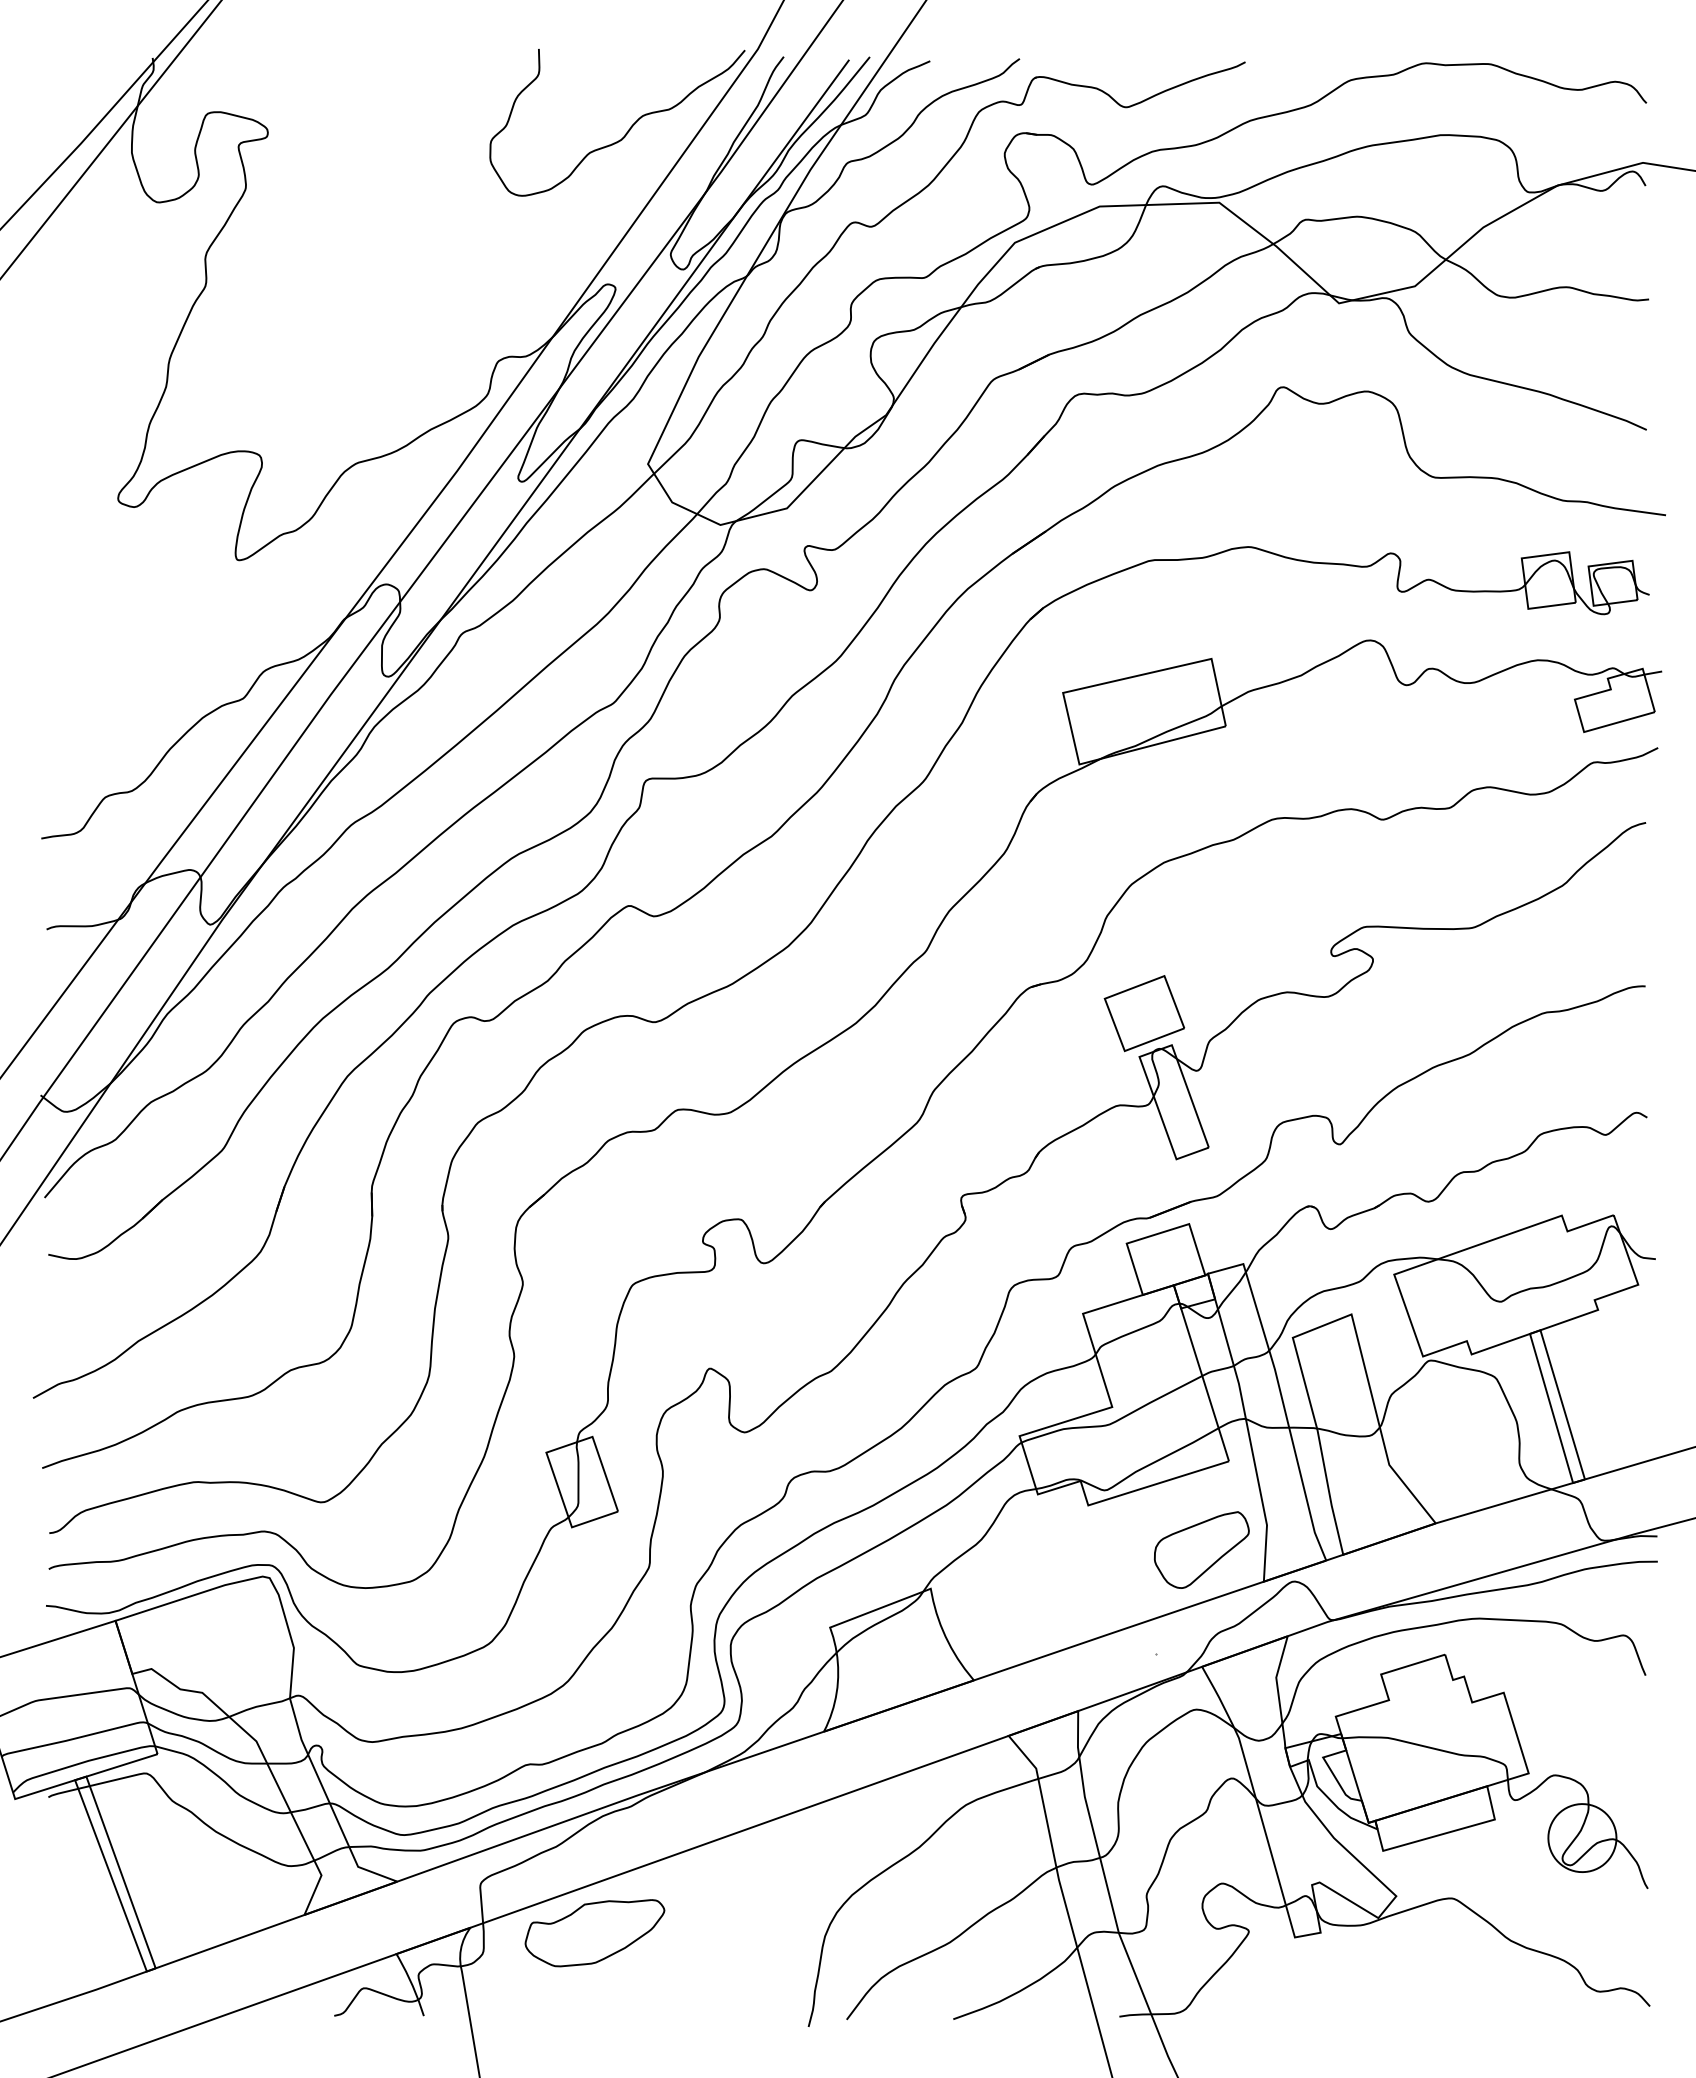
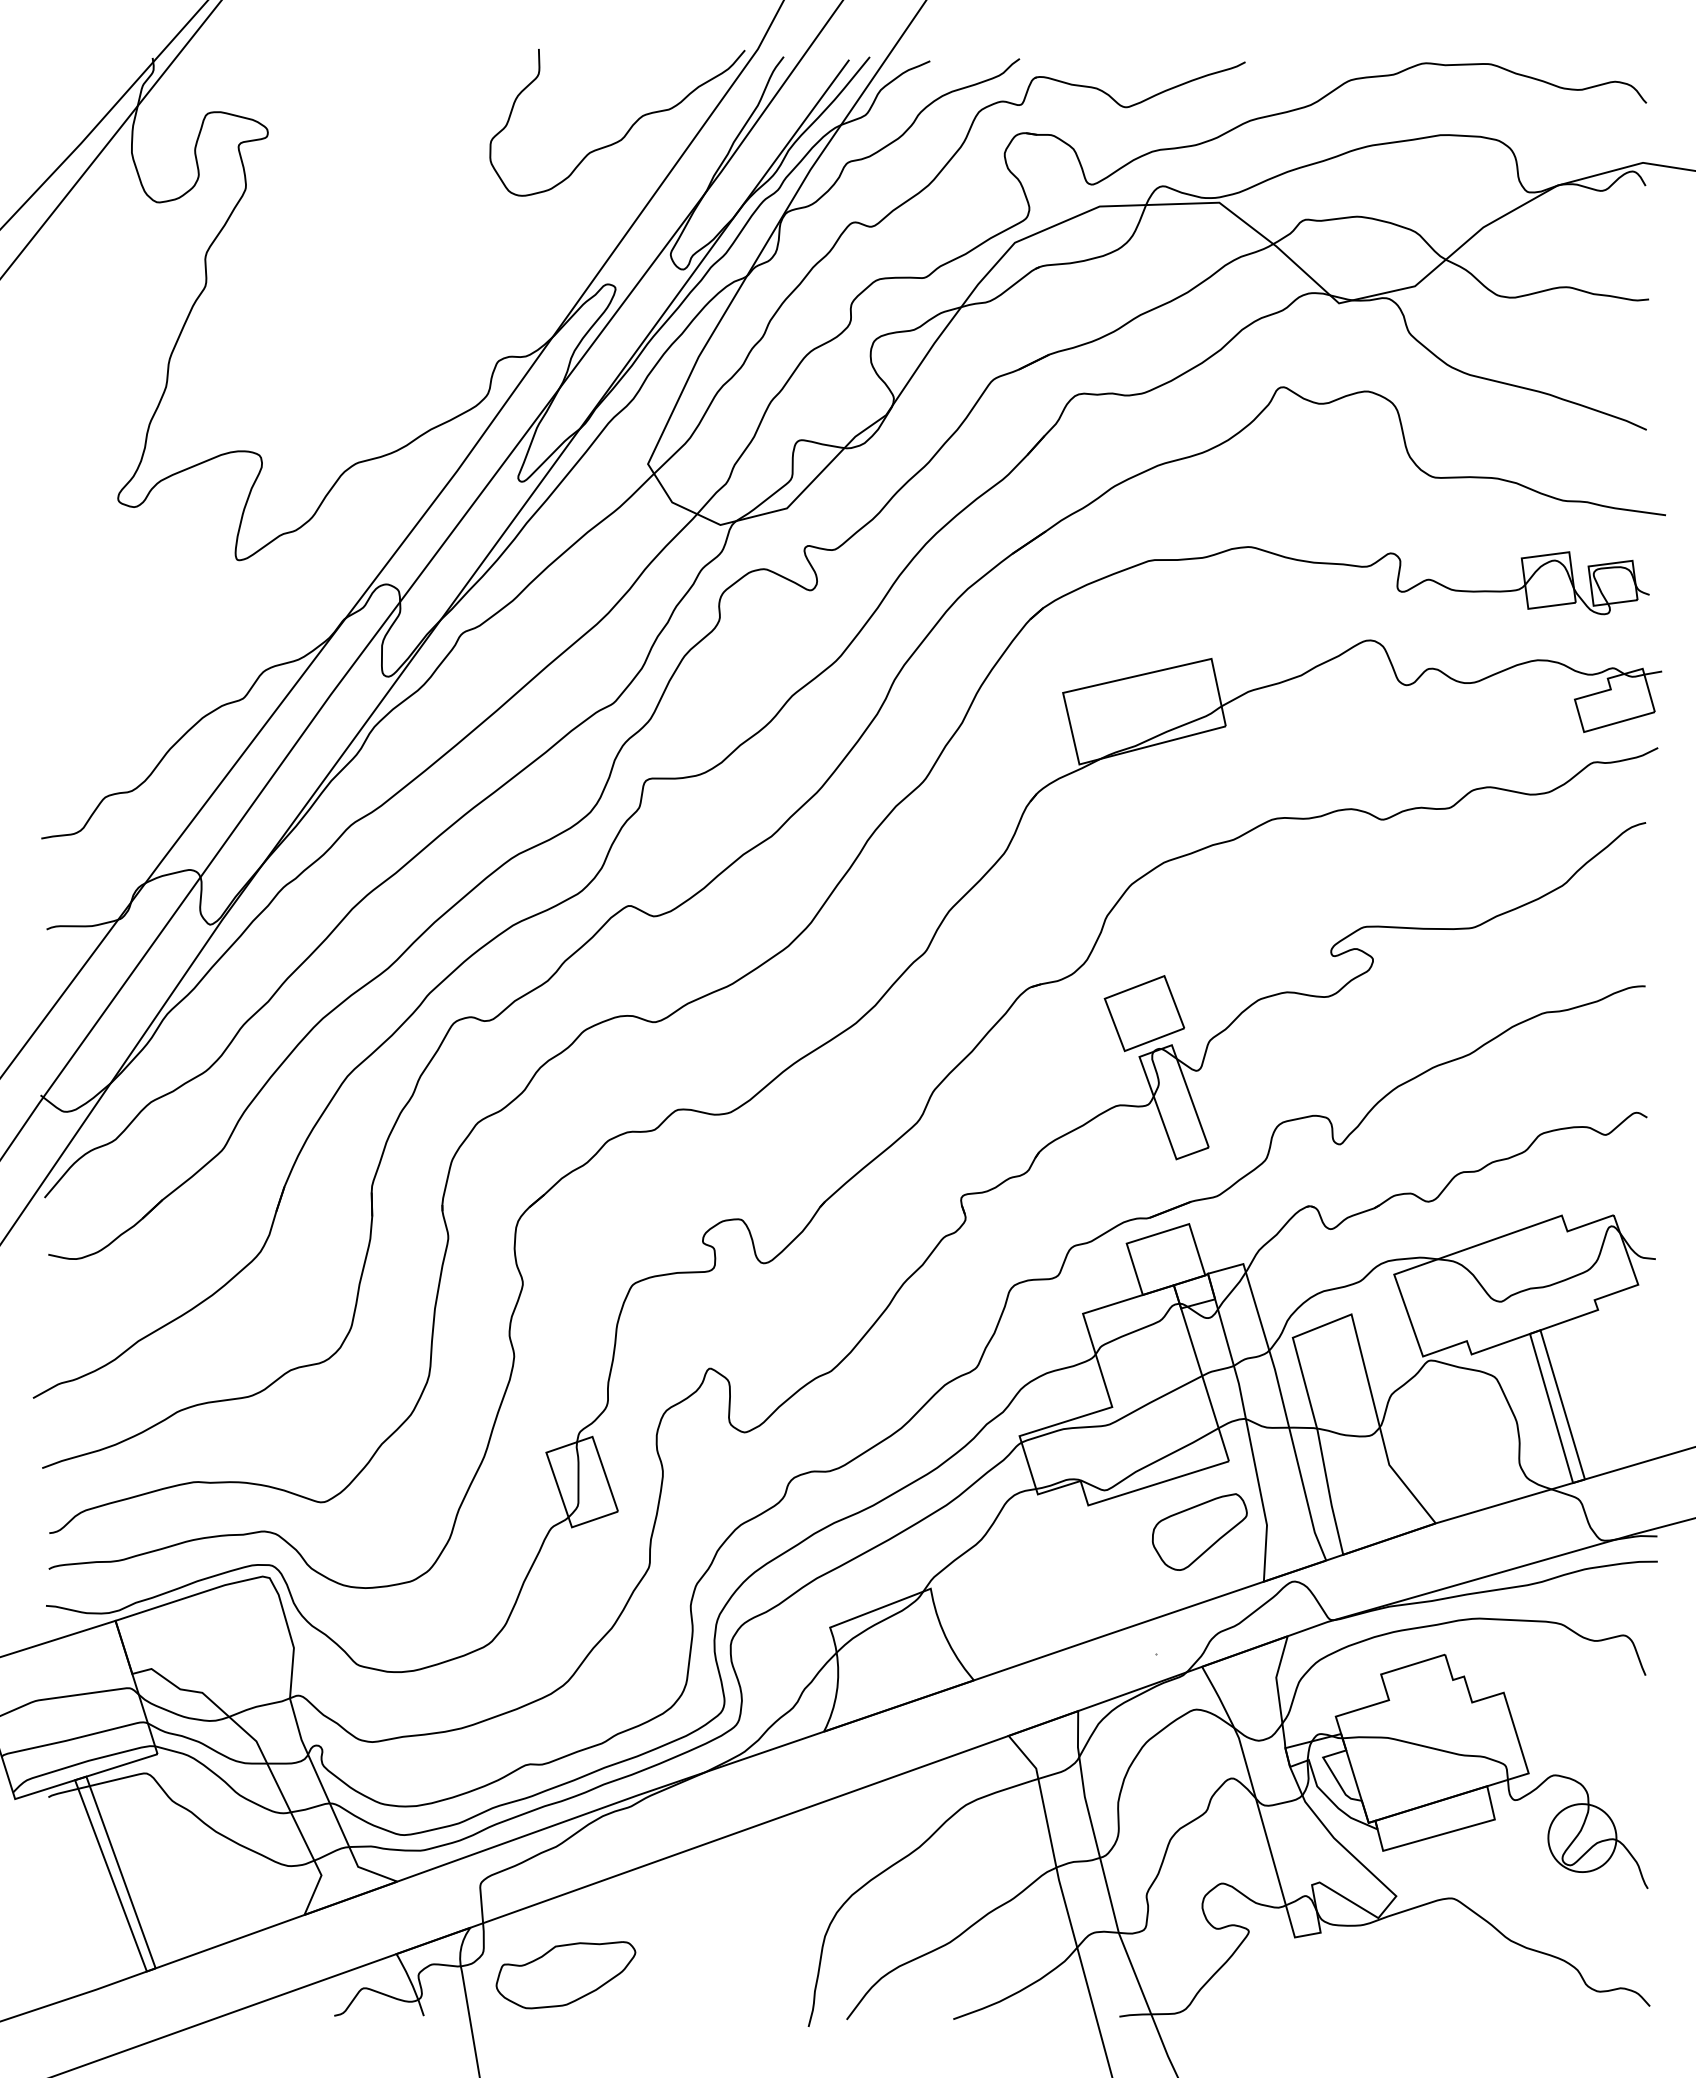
part position: (1201, 1549) -> (1199, 1531) (1199, 1531)
part position: (594, 1933) -> (565, 1975) (565, 1975)
